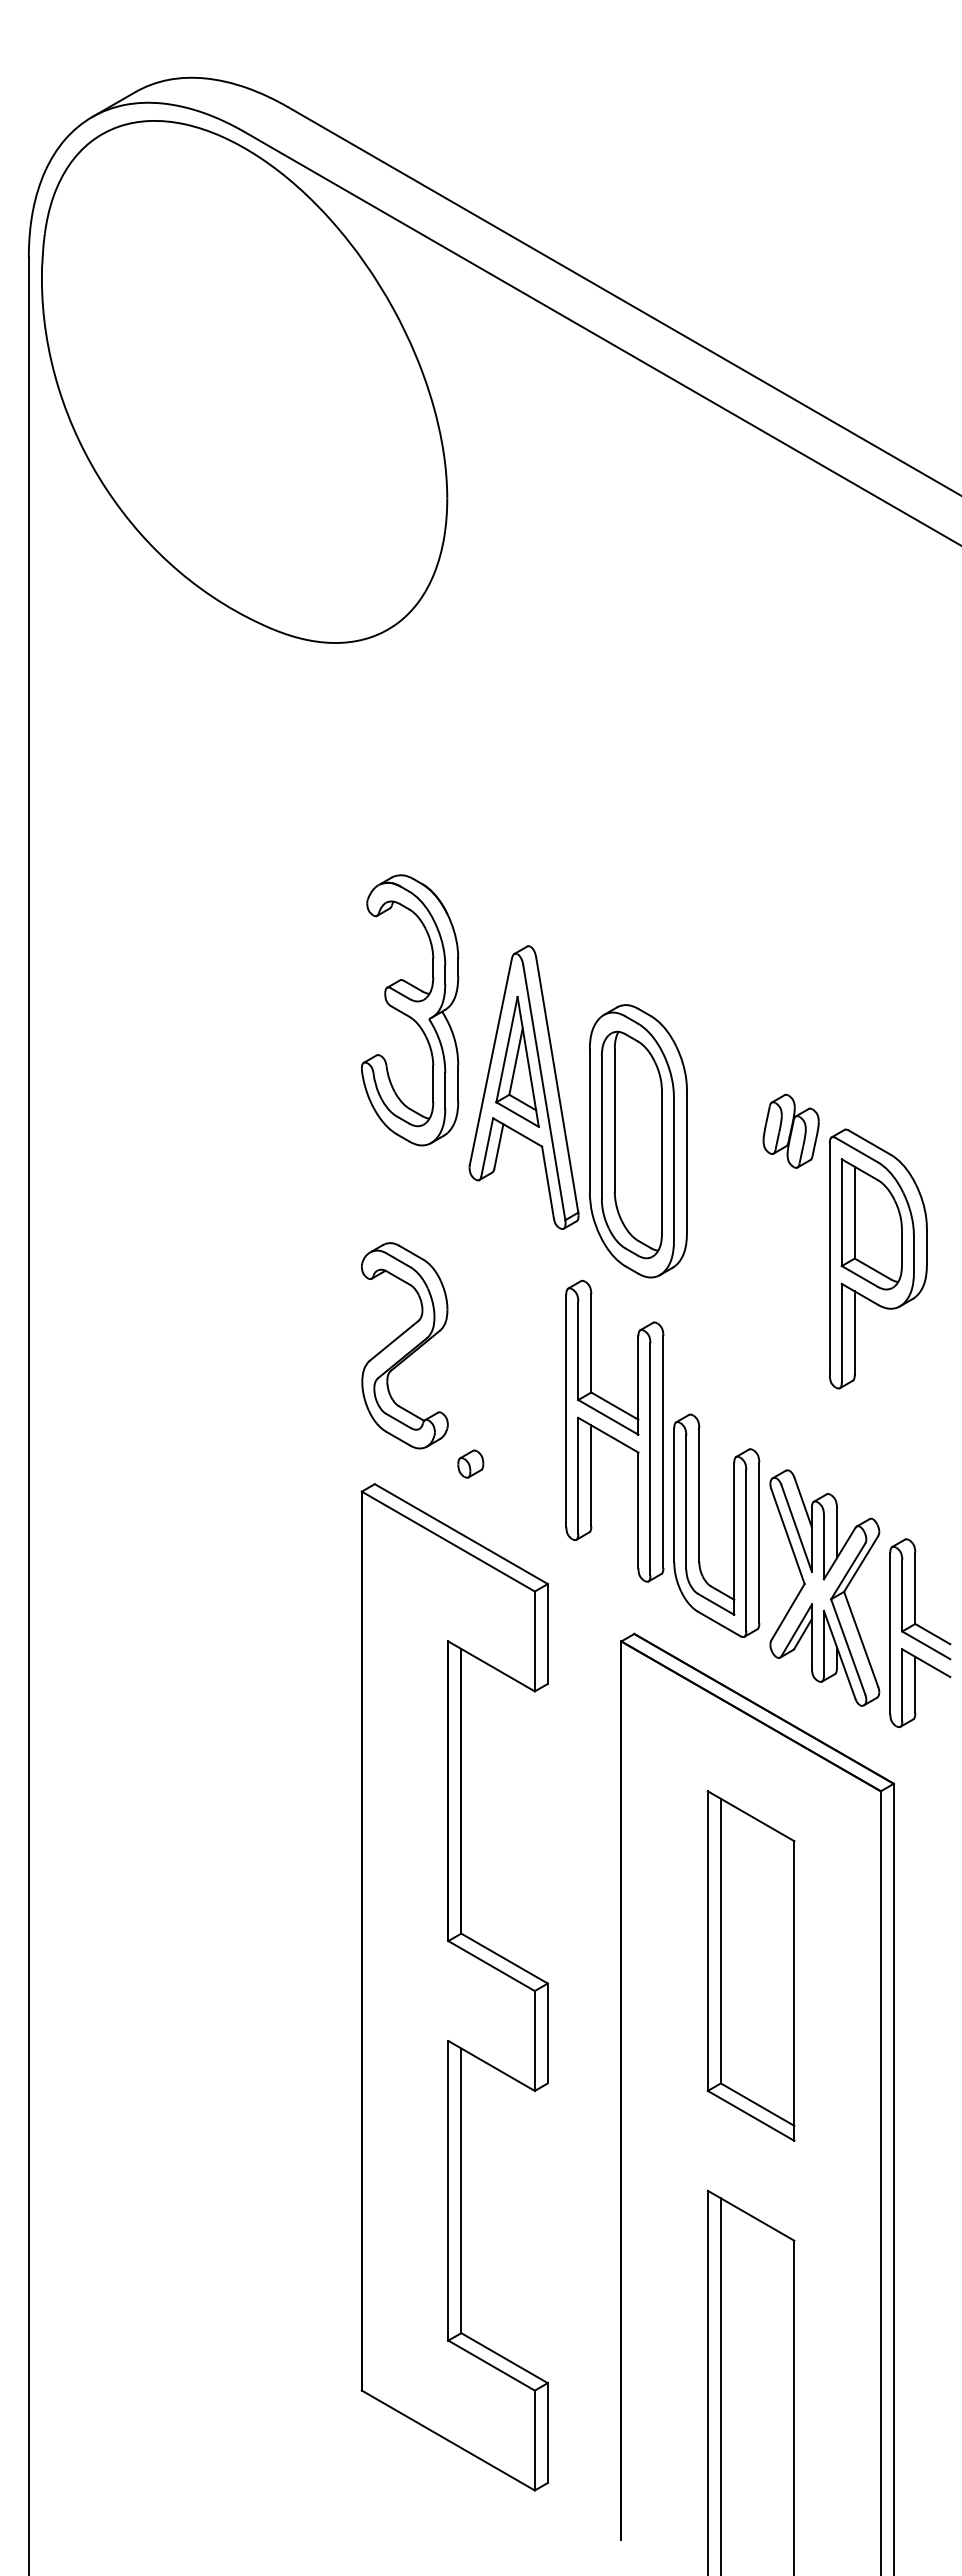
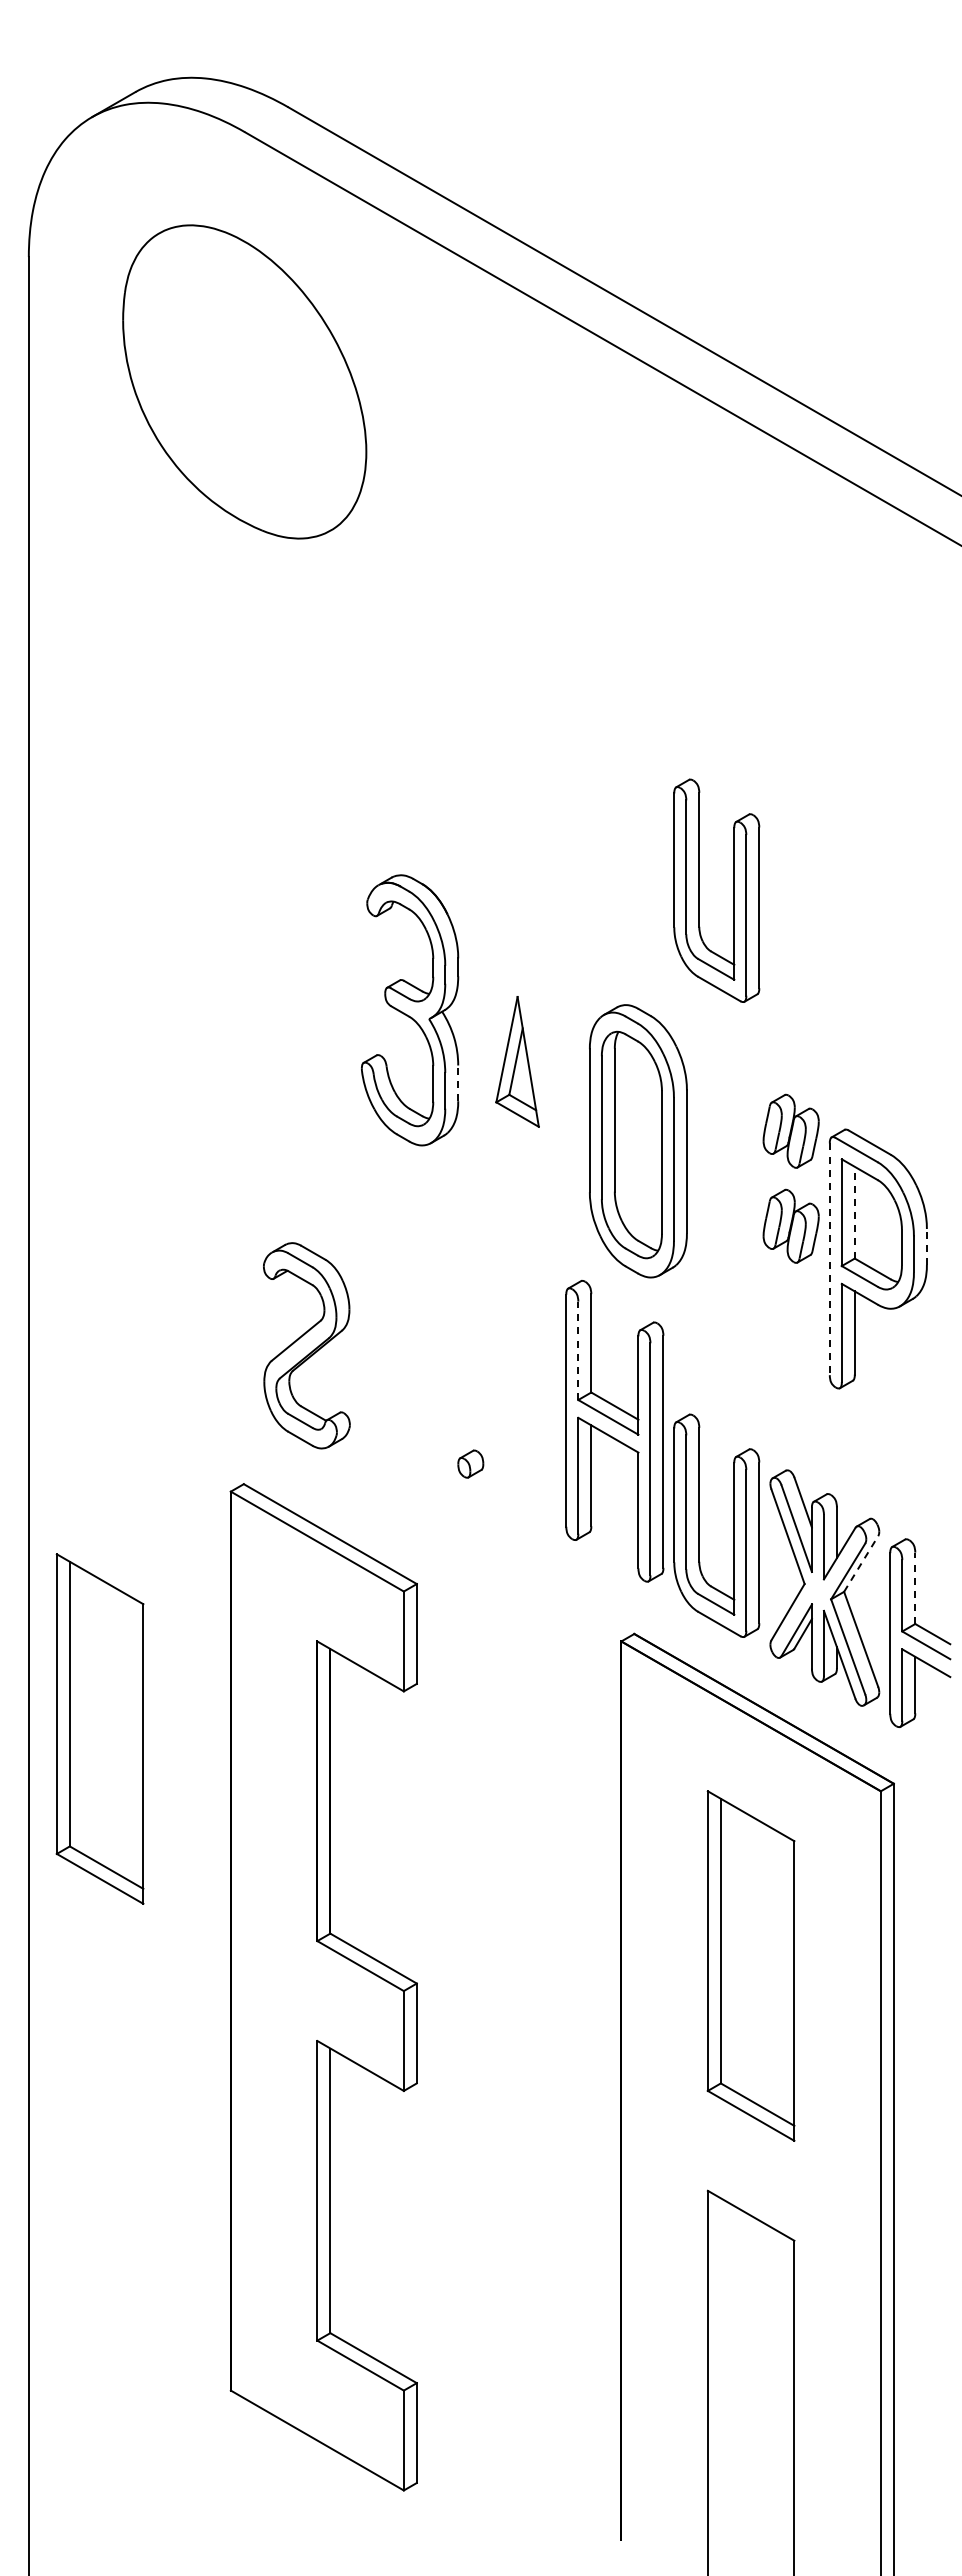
part size: 408x524 px -> 246x316 px (244, 381)
part: none -> present (699, 890)
line: solid -> dashed (458, 1083)
part: present -> none (523, 1087)
line: solid -> dashed (854, 1212)
part: none -> present (790, 1225)
line: solid -> dashed (926, 1246)
line: solid -> dashed (829, 1259)
part position: (404, 1345) -> (306, 1345) (306, 1345)
line: solid -> dashed (578, 1350)
line: solid -> dashed (861, 1564)
line: solid -> dashed (915, 1588)
part: none -> present (99, 1728)
part position: (454, 1987) -> (323, 1987) (323, 1987)
line: present -> none (720, 2385)
